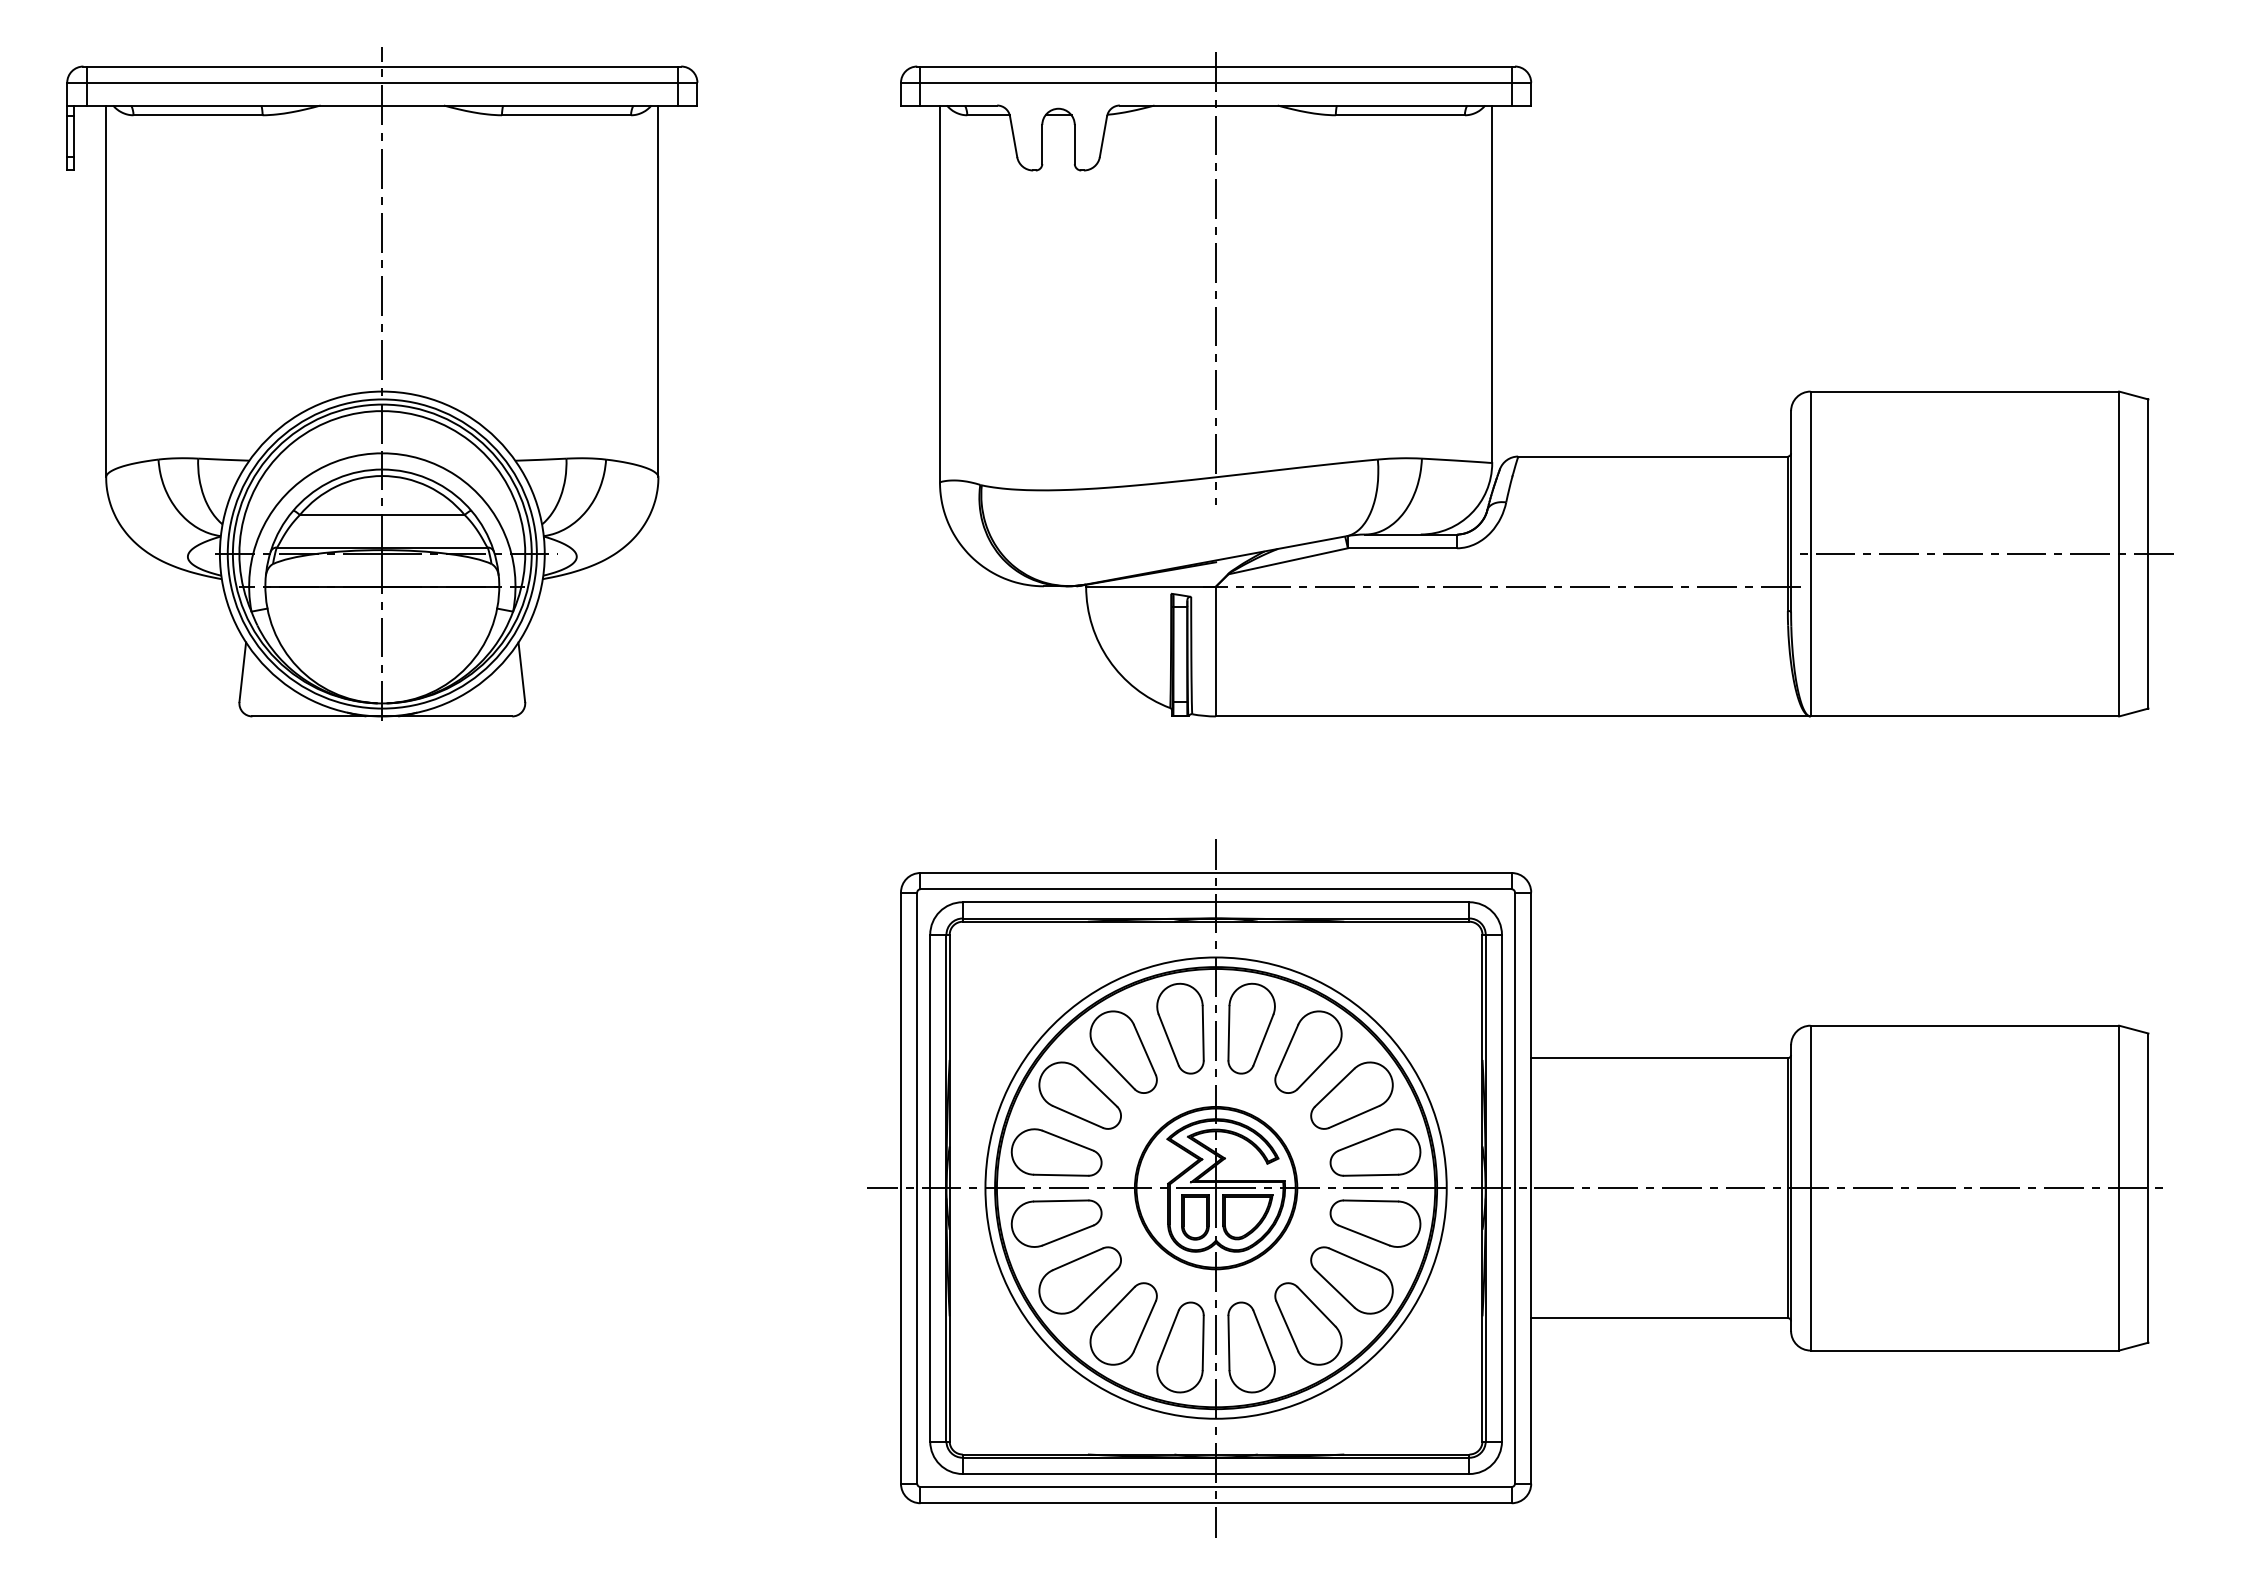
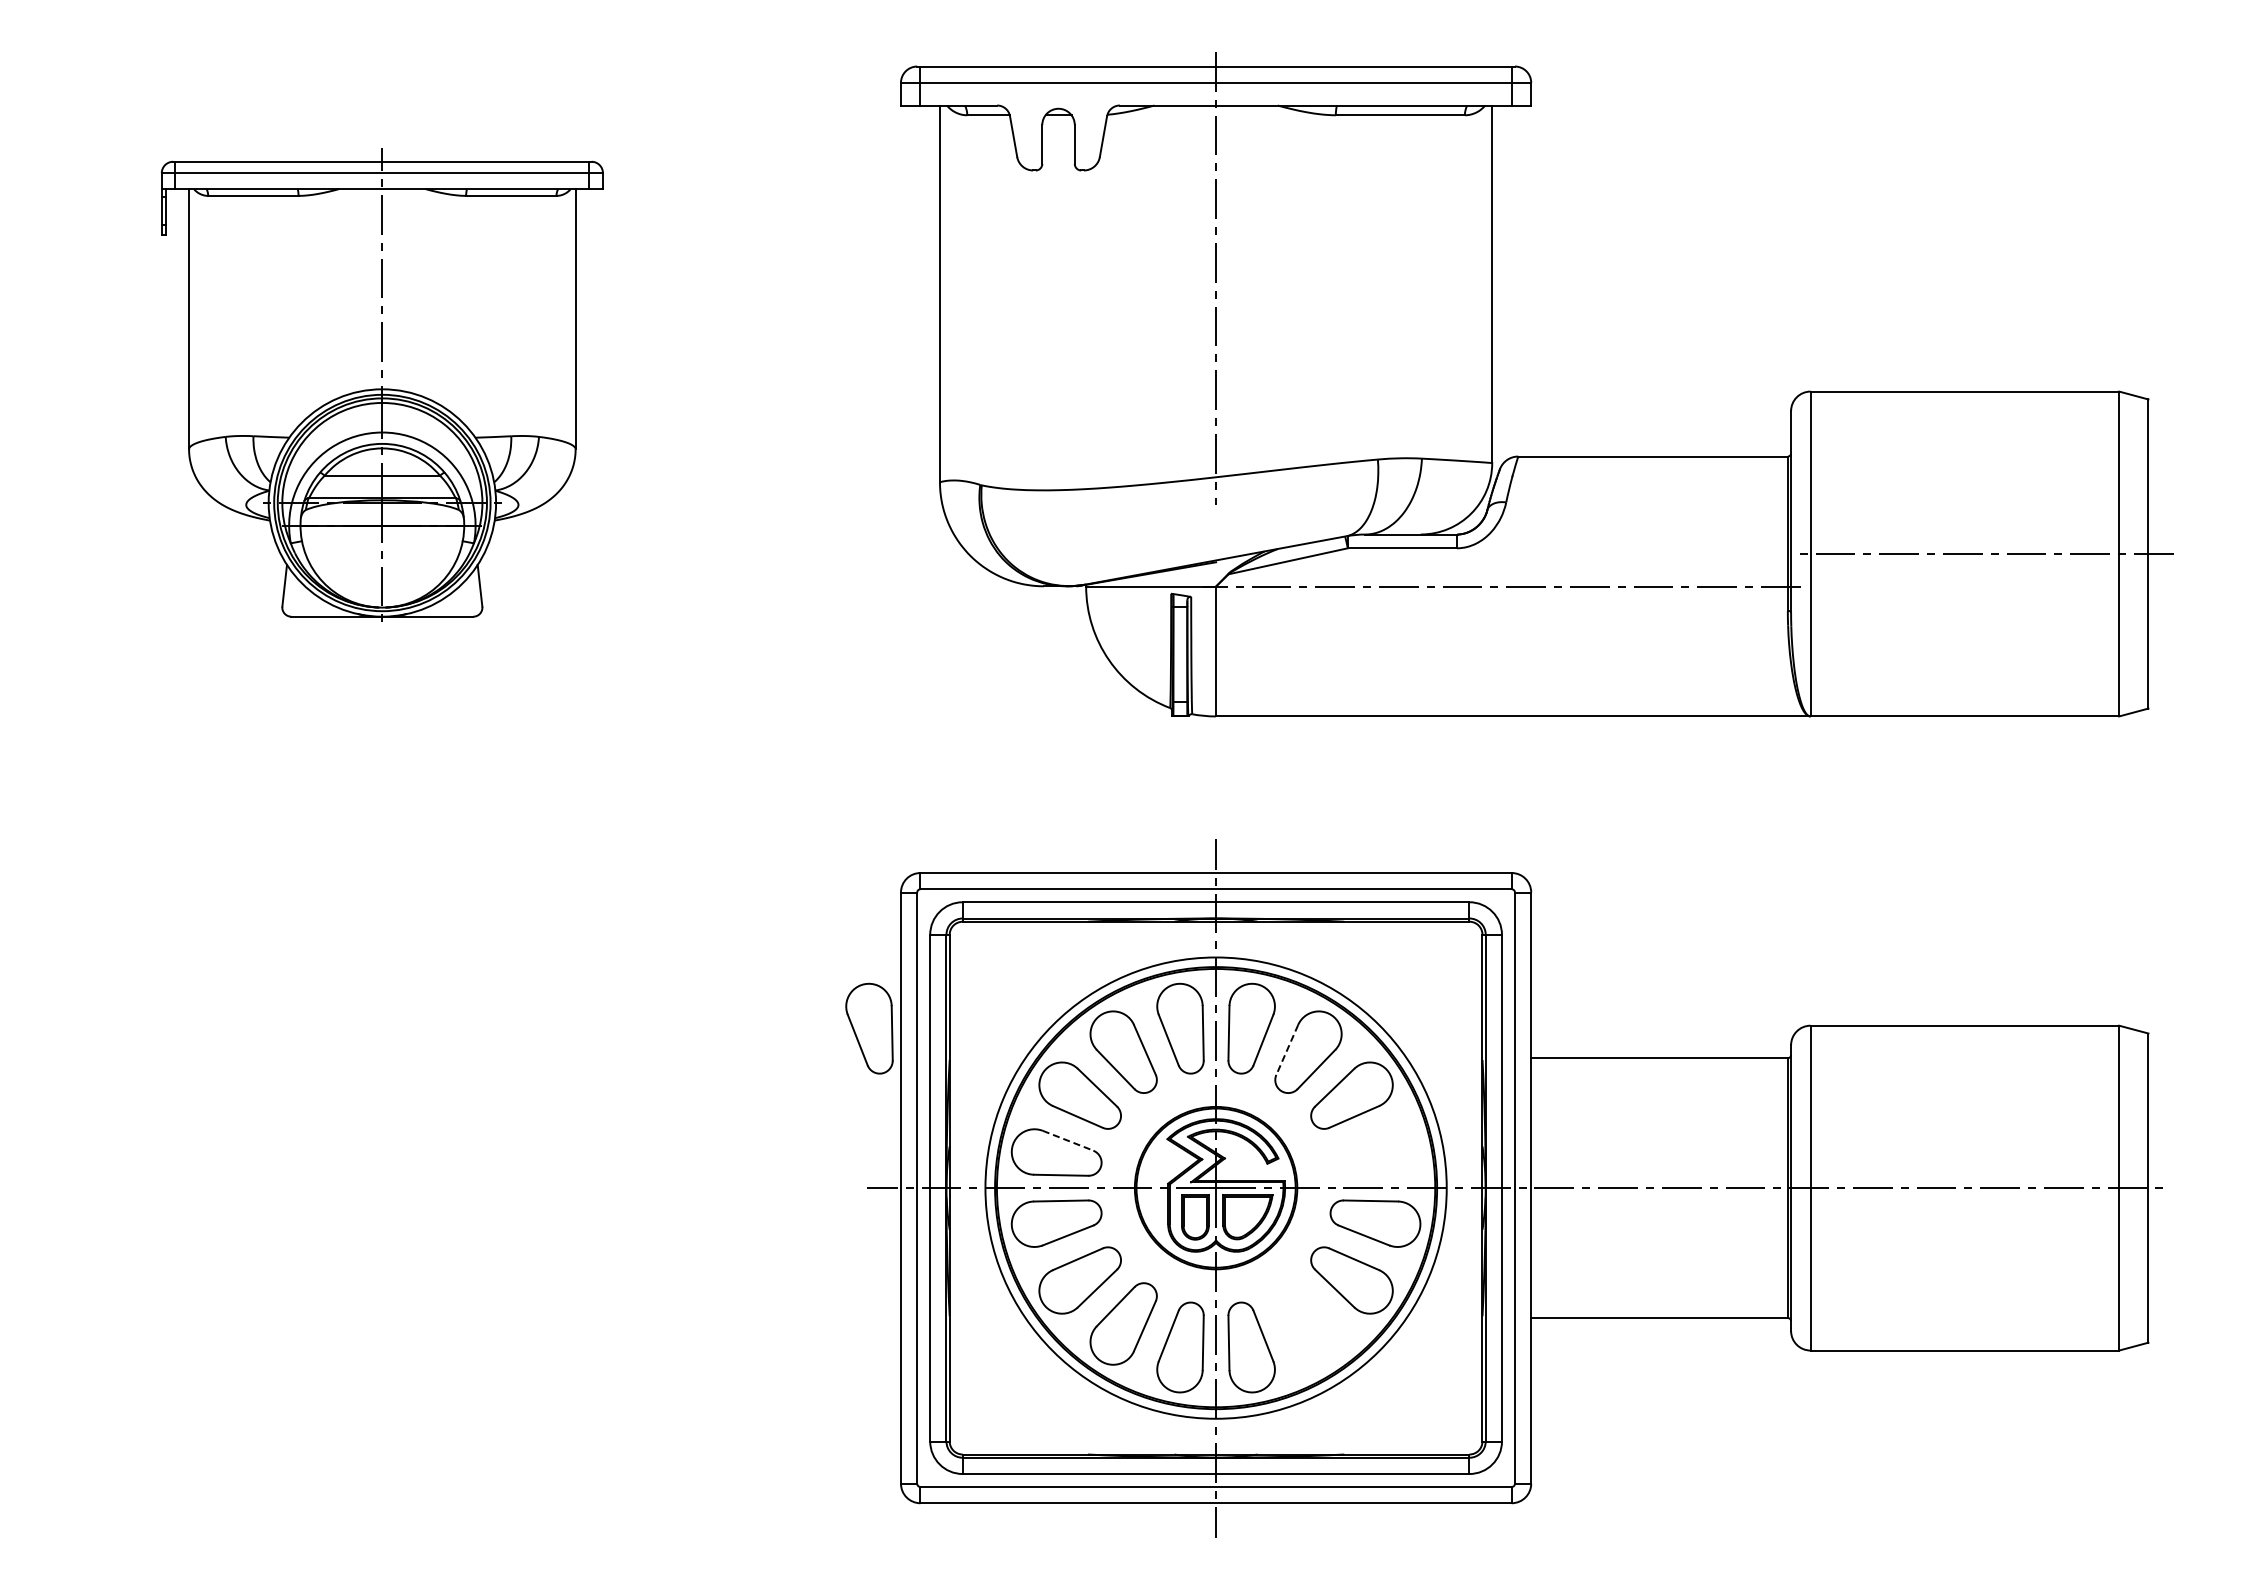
part size: 633x674 px -> 444x474 px (381, 384)
part: none -> present (869, 1028)
line: solid -> dashed (1287, 1050)
line: solid -> dashed (1068, 1140)
part: present -> none (1375, 1152)
part: present -> none (1308, 1323)
